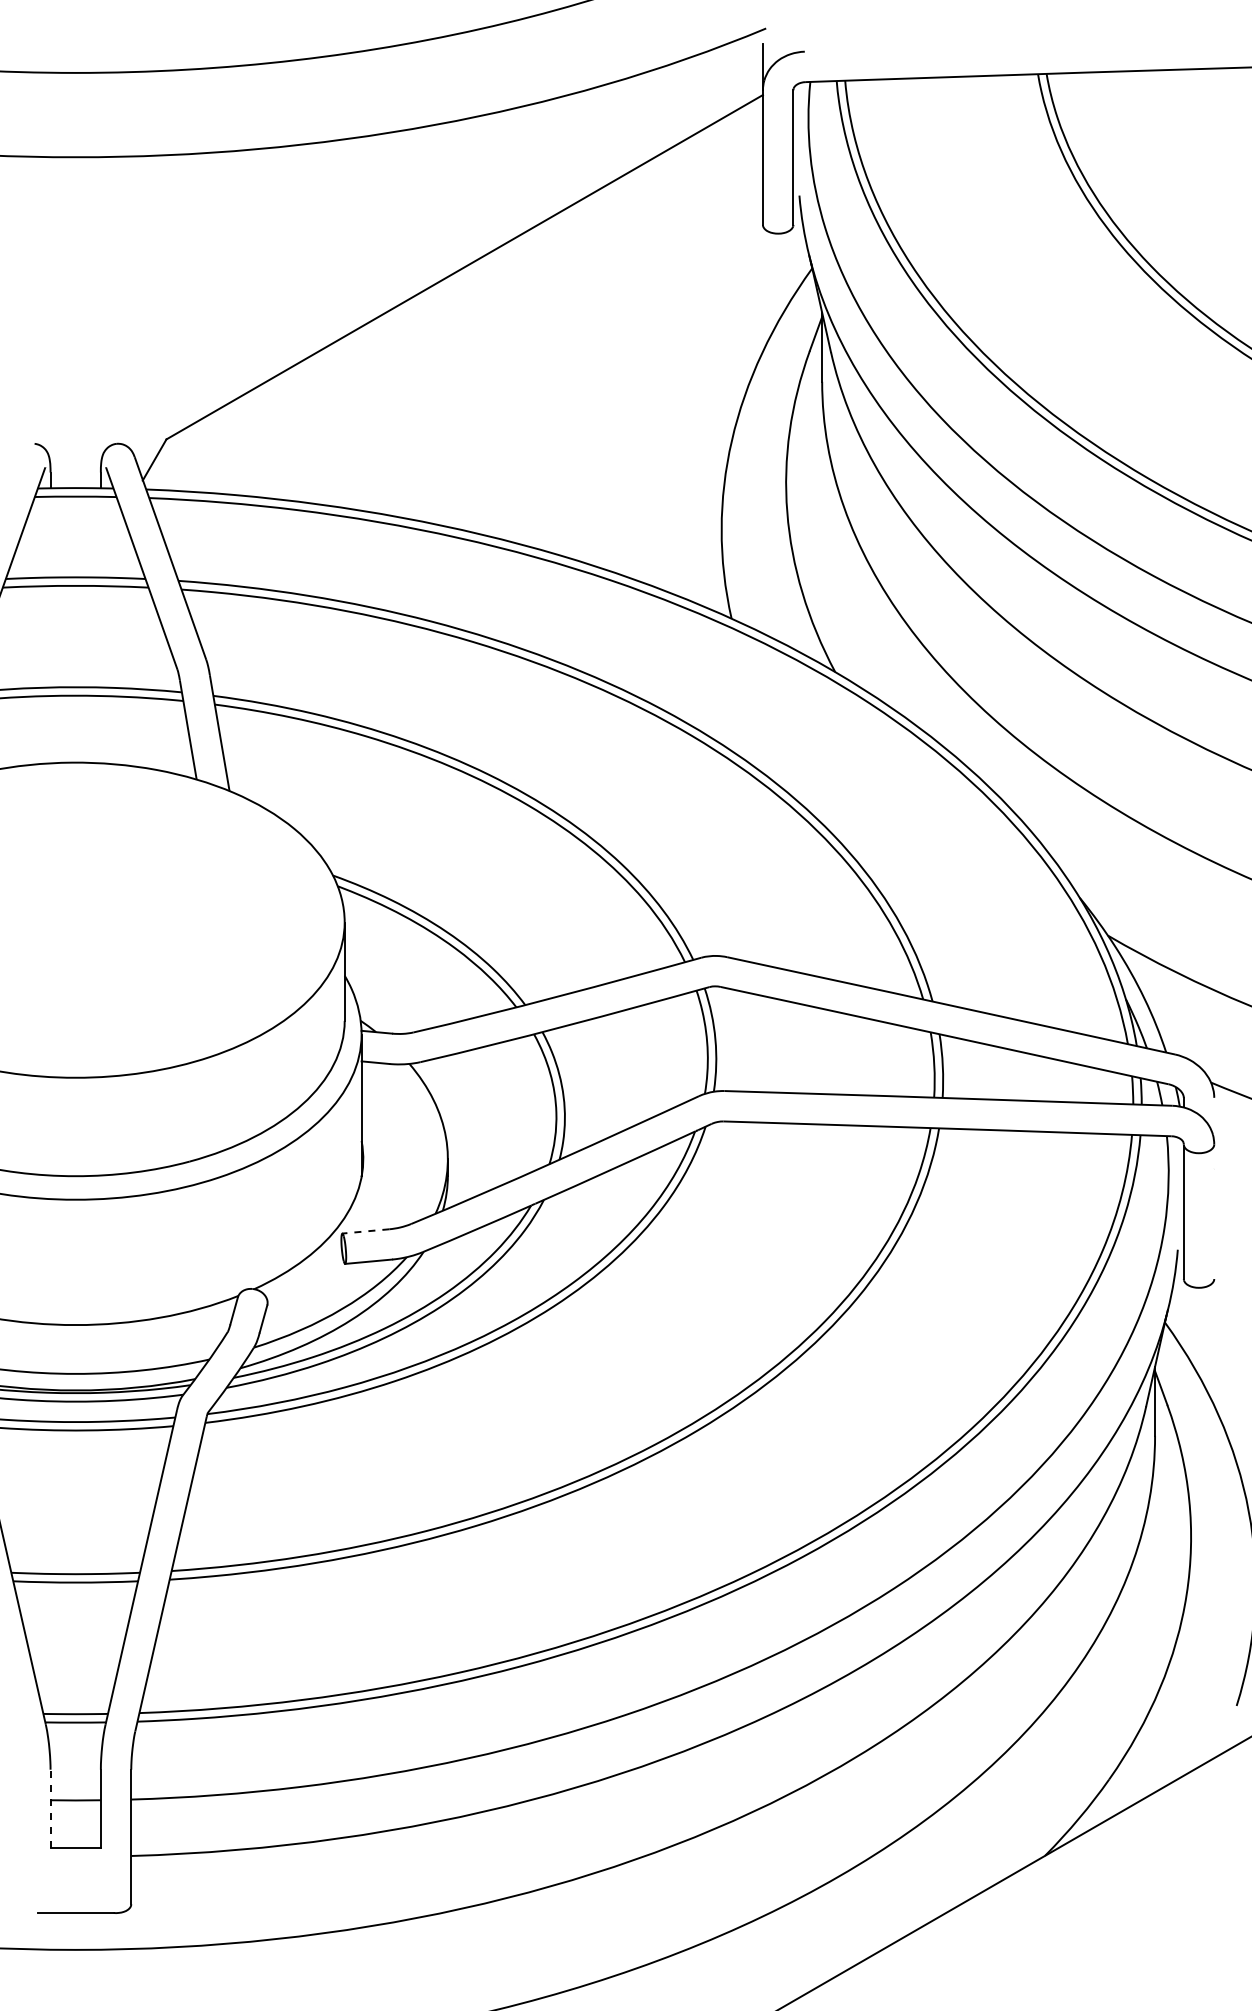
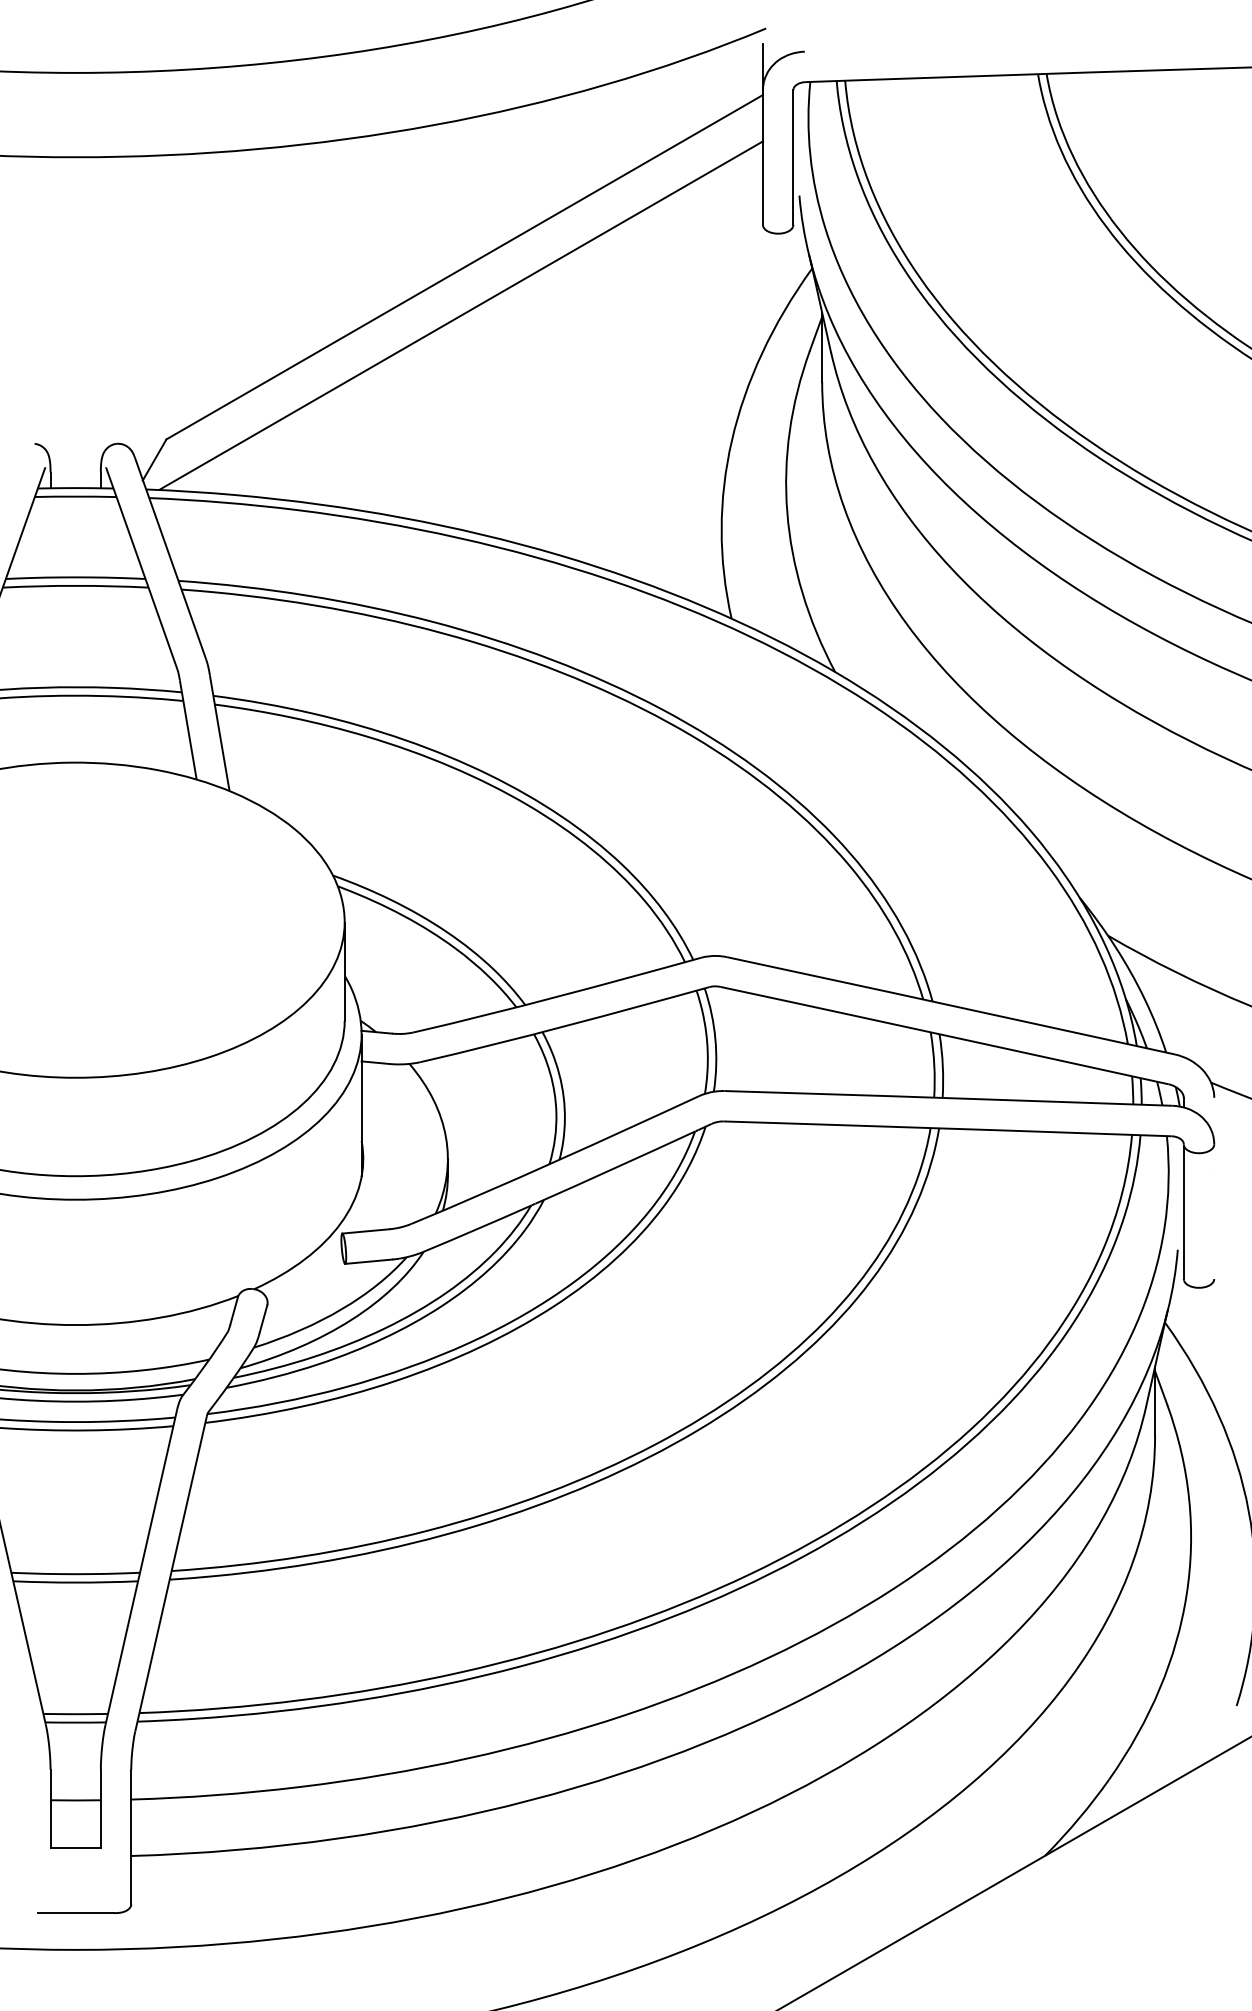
line: none -> present (460, 315)
line: dashed -> solid (365, 1231)
line: dashed -> solid (50, 1808)
